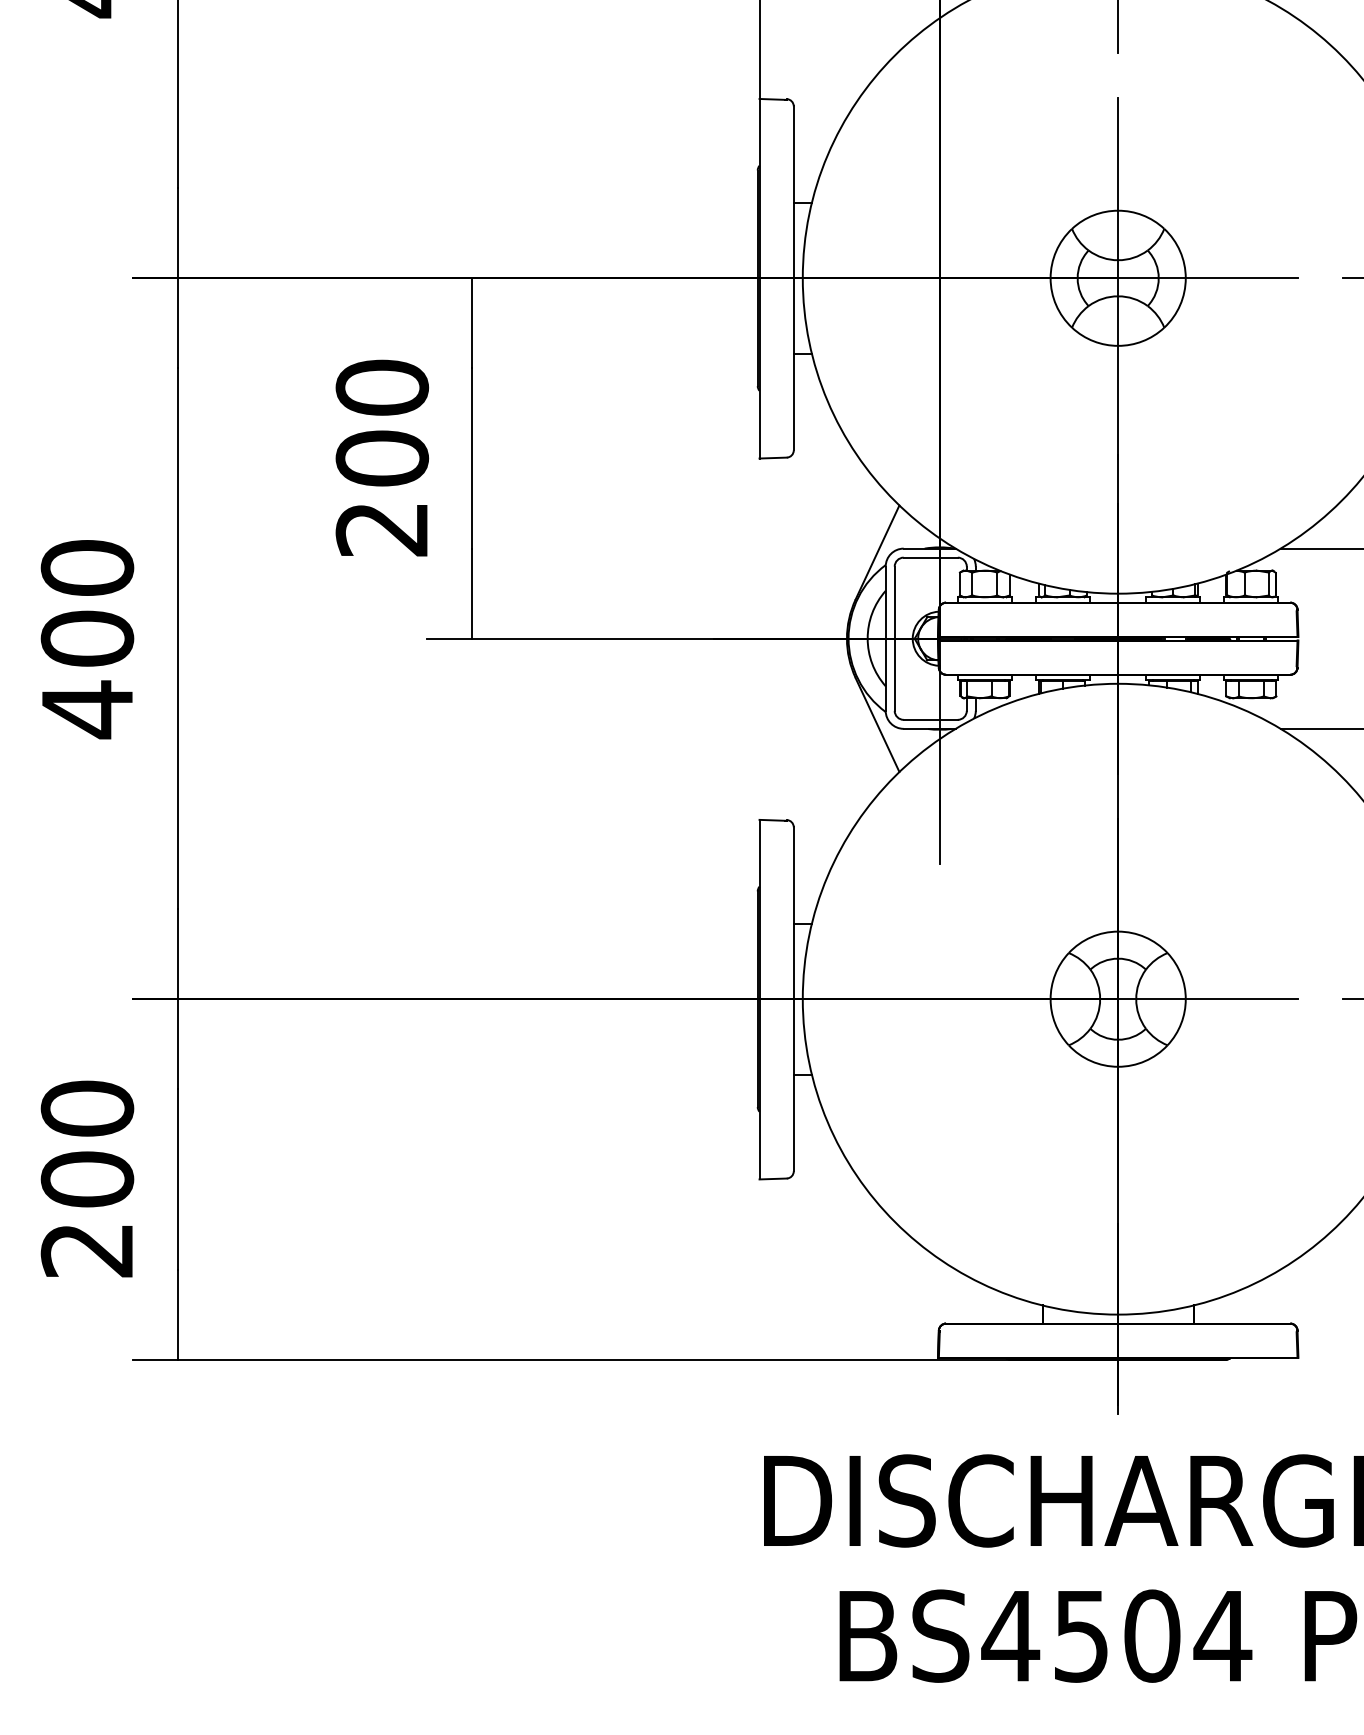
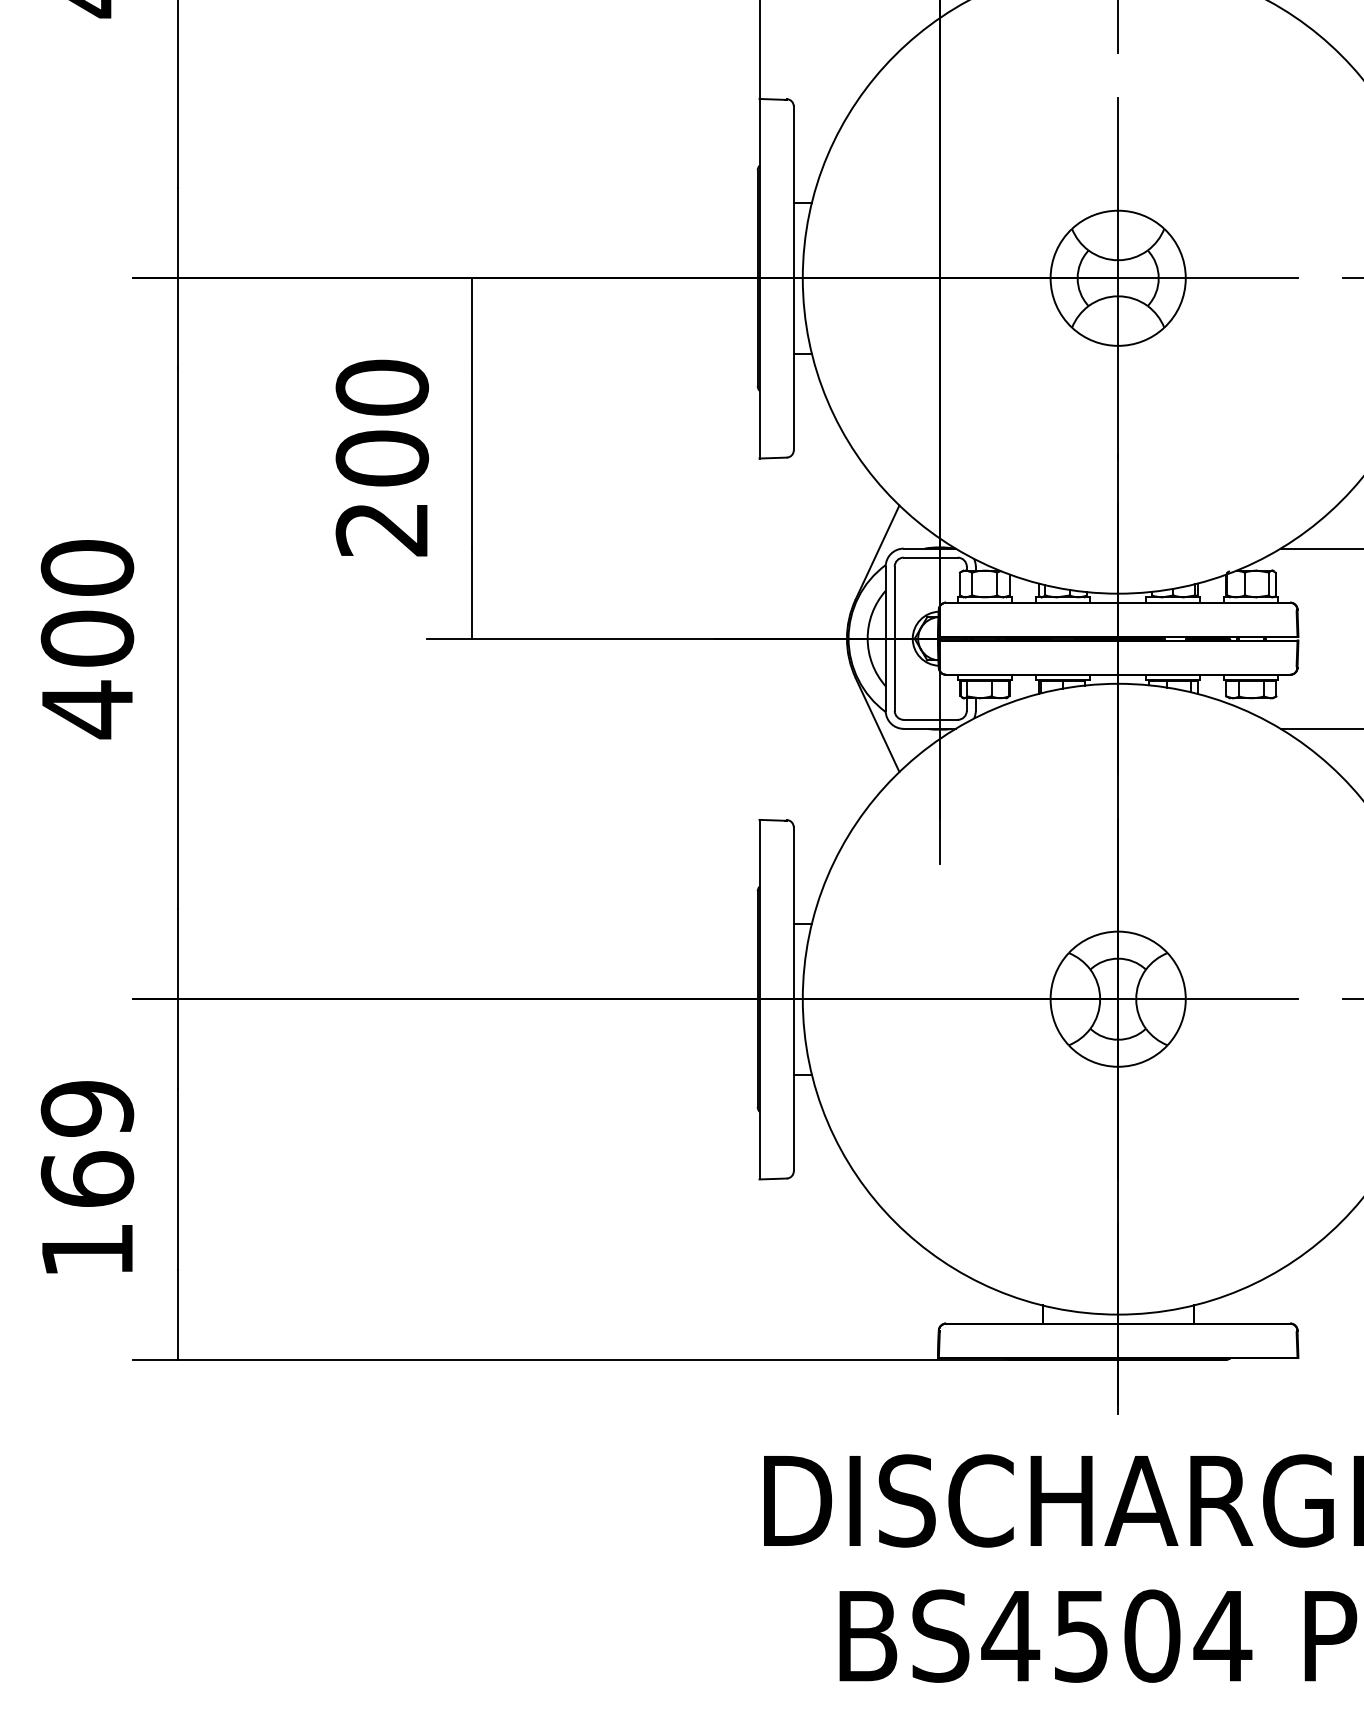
text: 200 -> 169 (87, 1178)
